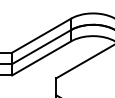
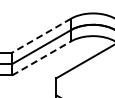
line: solid -> dashed (41, 35)
line: solid -> dashed (42, 58)
